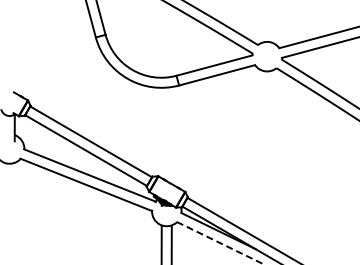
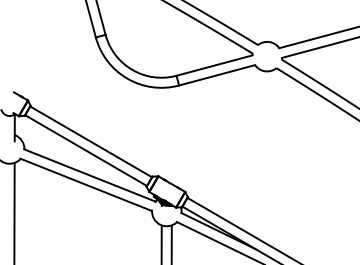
line: none -> present (14, 211)
line: dashed -> solid (220, 243)
